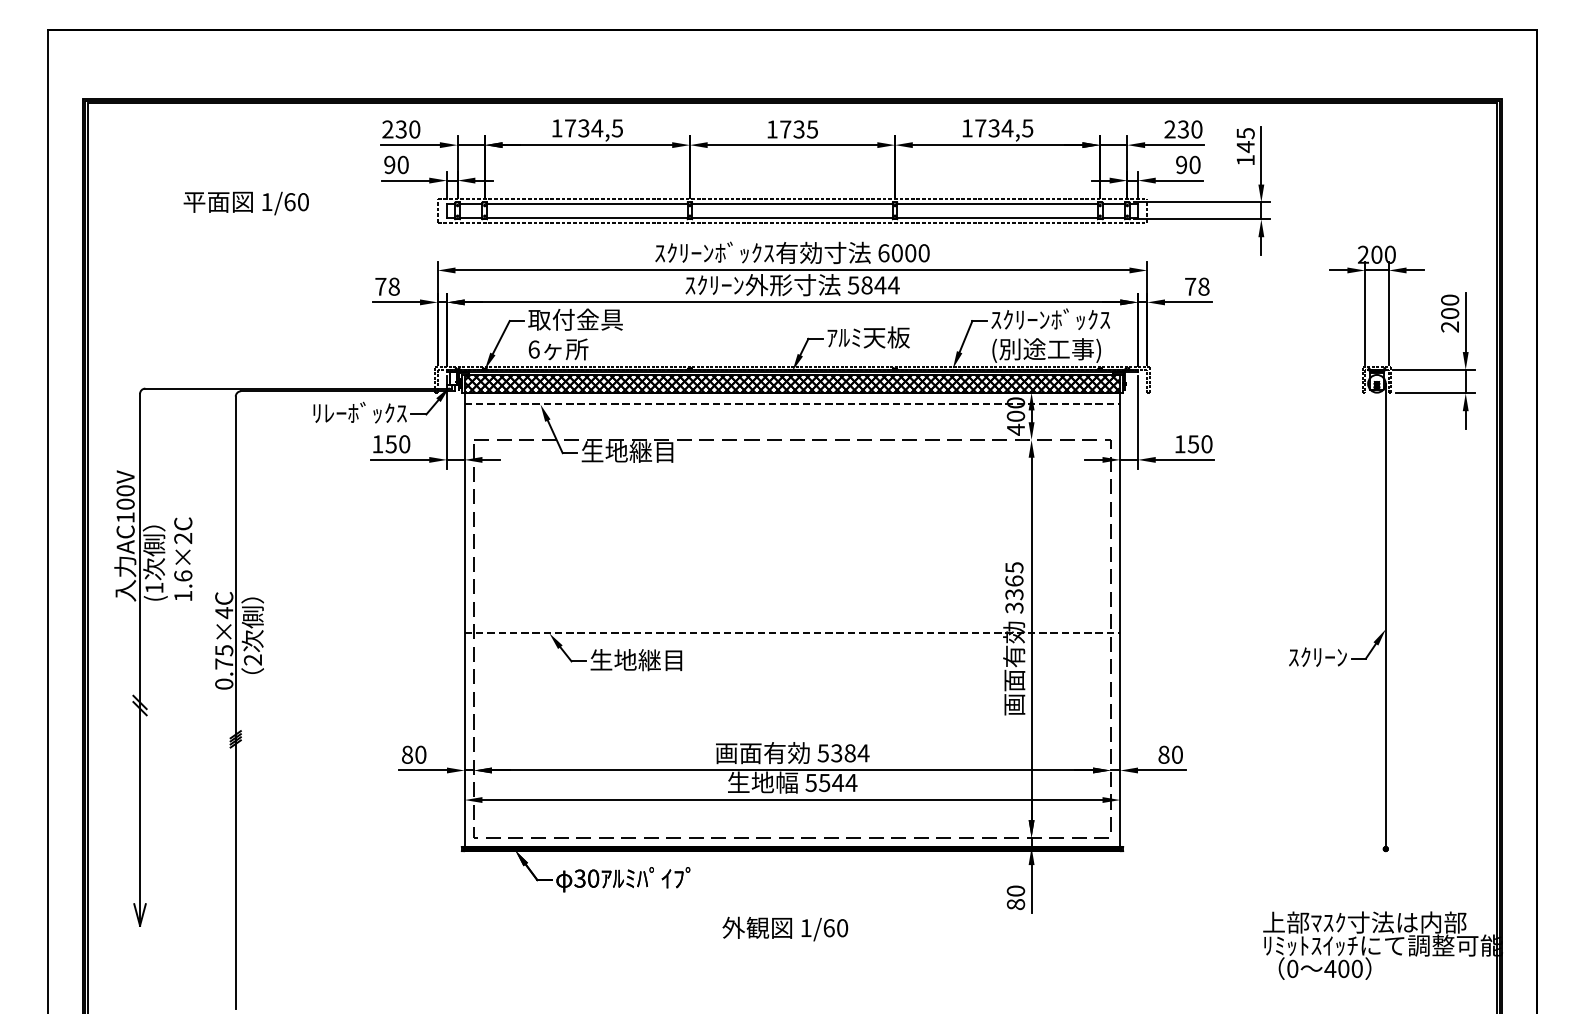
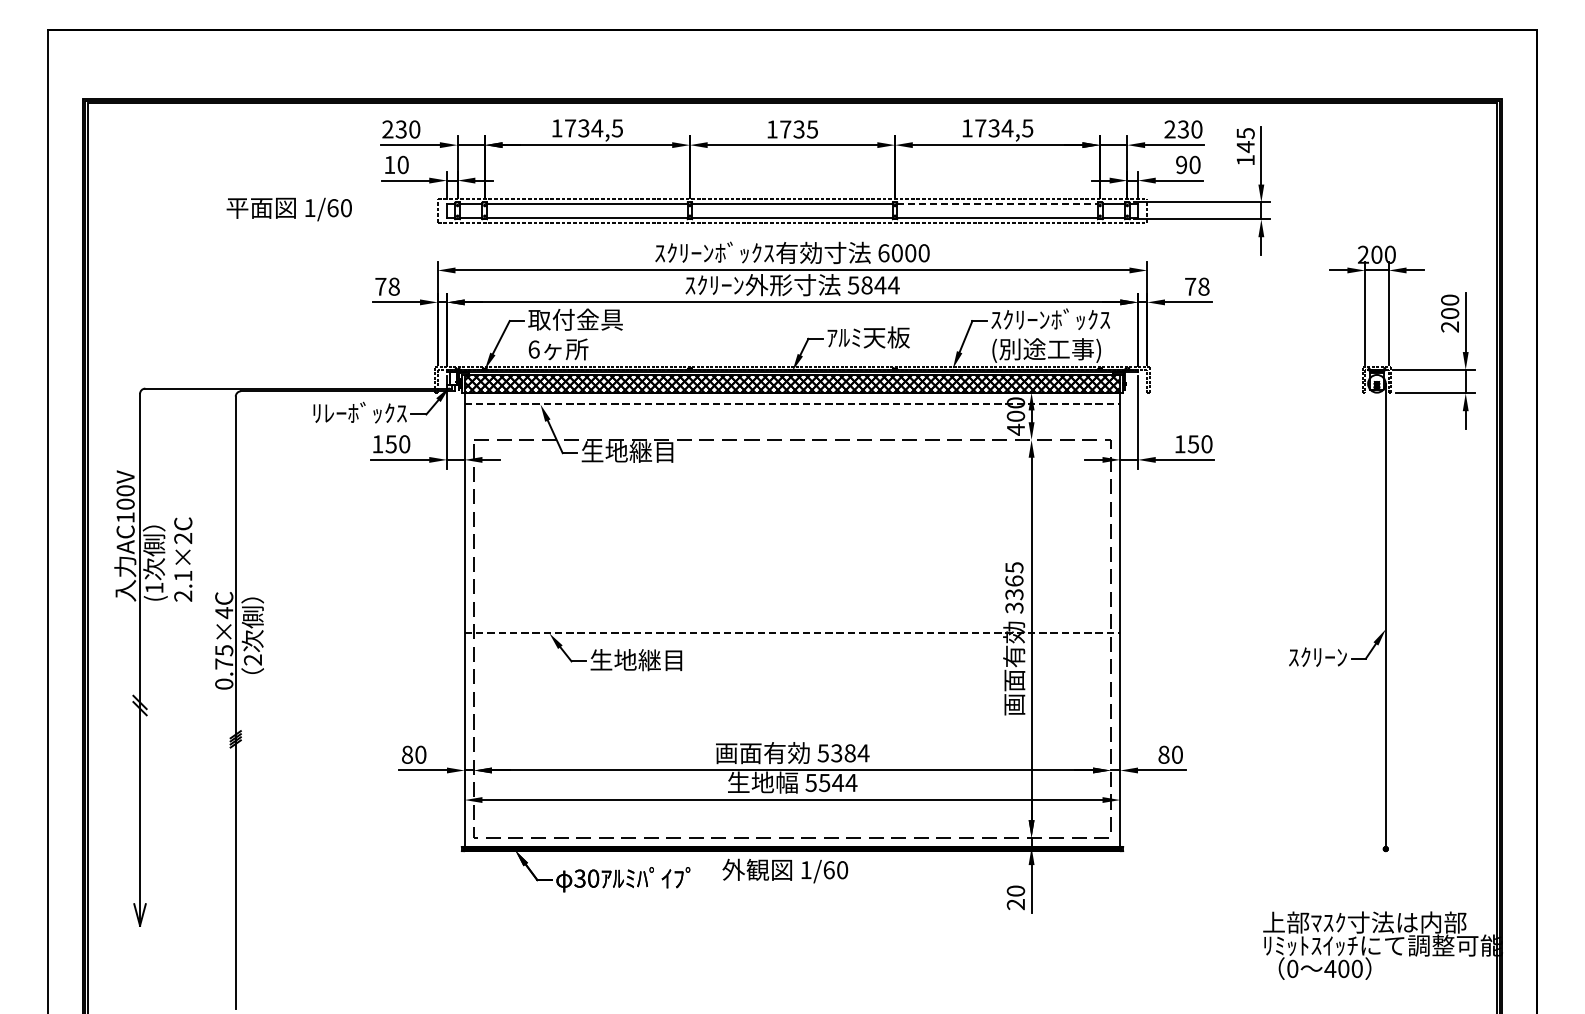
text: 90 -> 10 (389, 164)
text position: (245, 203) -> (288, 209) (288, 209)
line: solid -> dashed (998, 203)
text: 1.6×2C -> 2.1×2C (183, 585)
text: 80 -> 20 (1015, 904)
text position: (785, 928) -> (785, 870) (785, 870)
